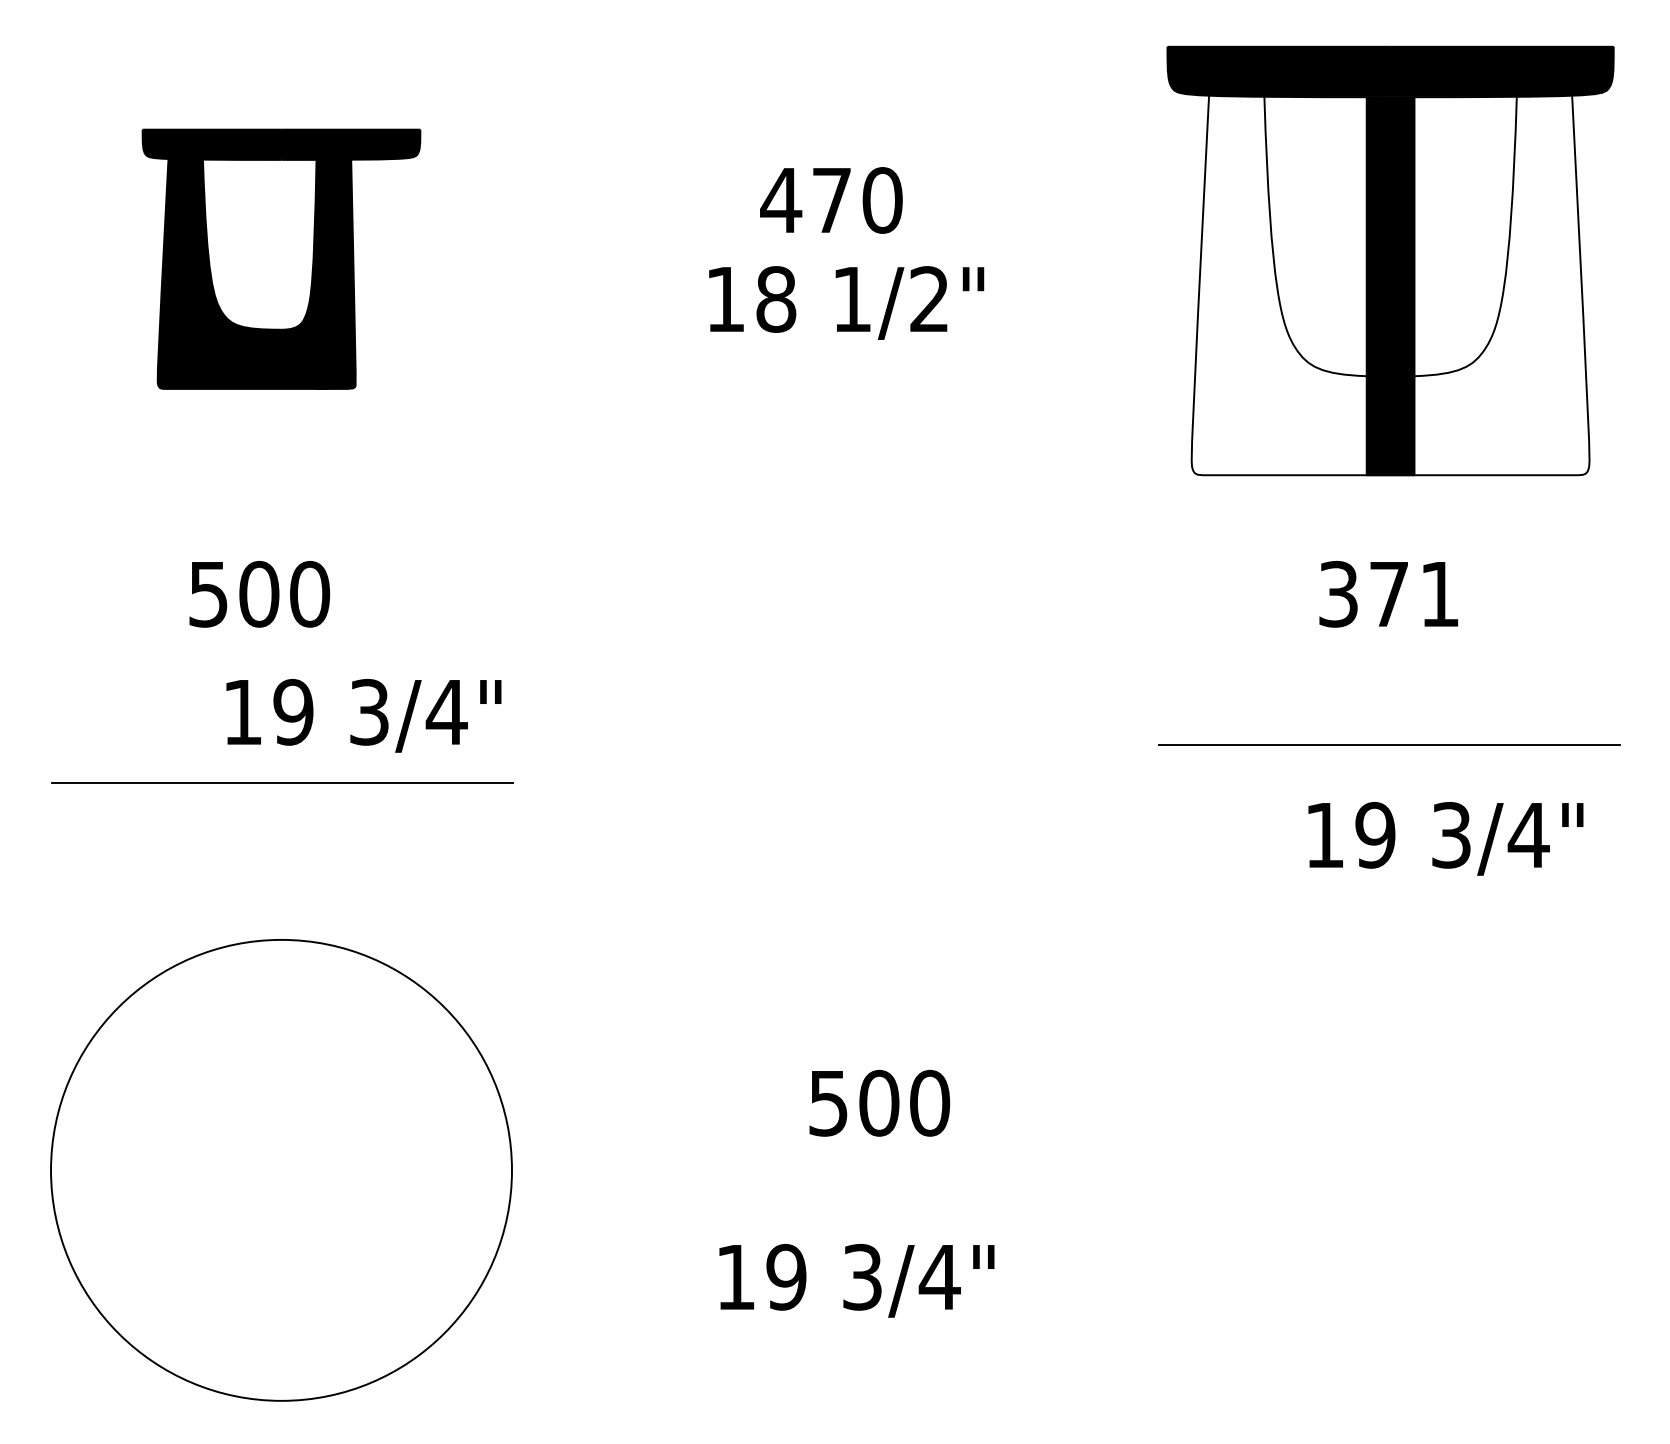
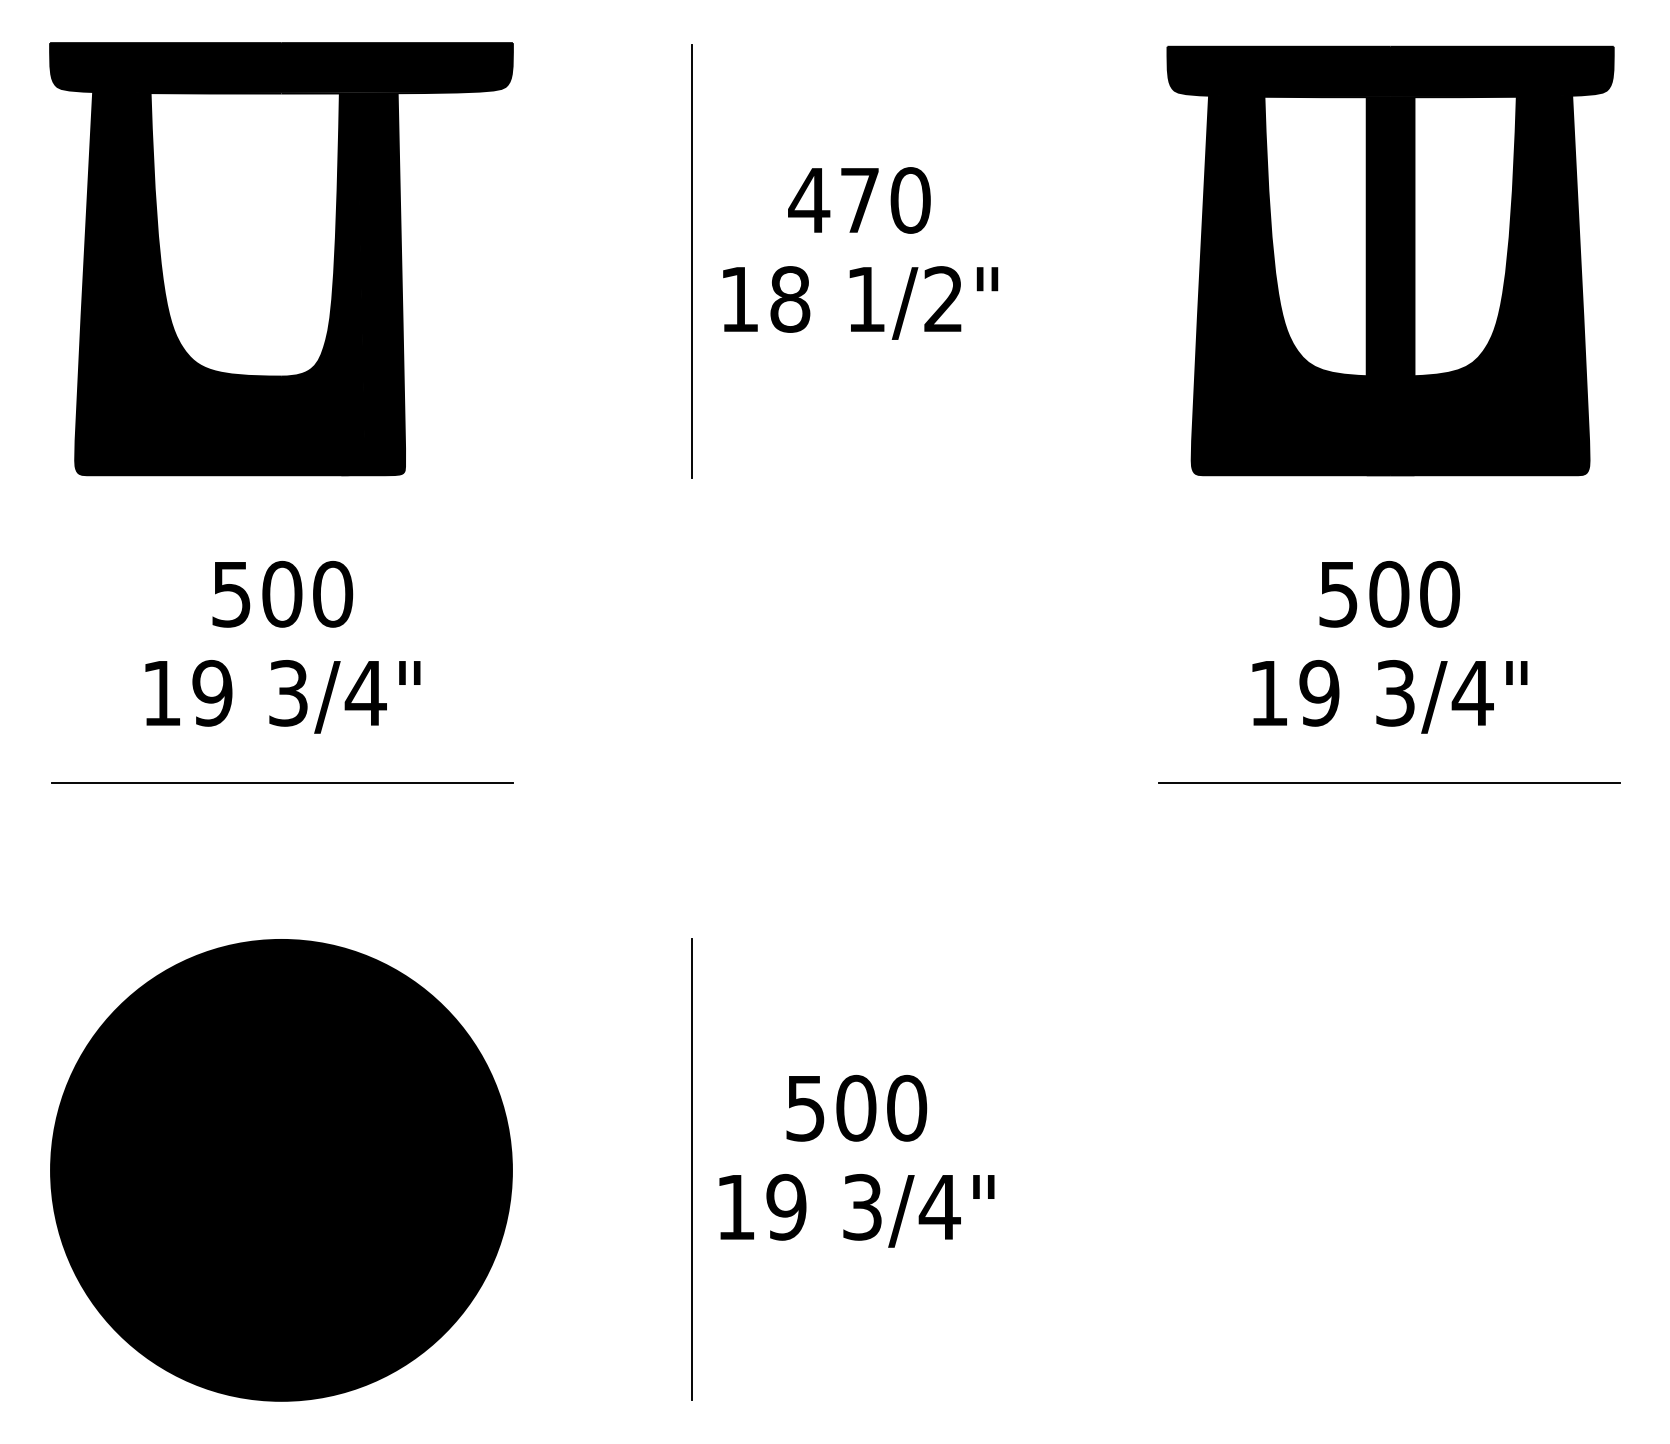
text position: (831, 200) -> (859, 200) (859, 200)
part size: 281x262 px -> 465x435 px (281, 259)
line: none -> present (692, 261)
fill: none -> present (1278, 285)
fill: none -> present (1501, 285)
text position: (846, 302) -> (860, 302) (860, 302)
text: 371 -> 500 (1390, 593)
text position: (259, 594) -> (282, 594) (282, 594)
text position: (363, 715) -> (282, 696) (282, 696)
line position: (1389, 744) -> (1389, 782) (1389, 782)
text position: (1445, 838) -> (1389, 696) (1389, 696)
text position: (879, 1102) -> (856, 1107) (856, 1107)
line: none -> present (692, 1168)
fill: none -> present (281, 1169)
text position: (856, 1280) -> (856, 1210) (856, 1210)
